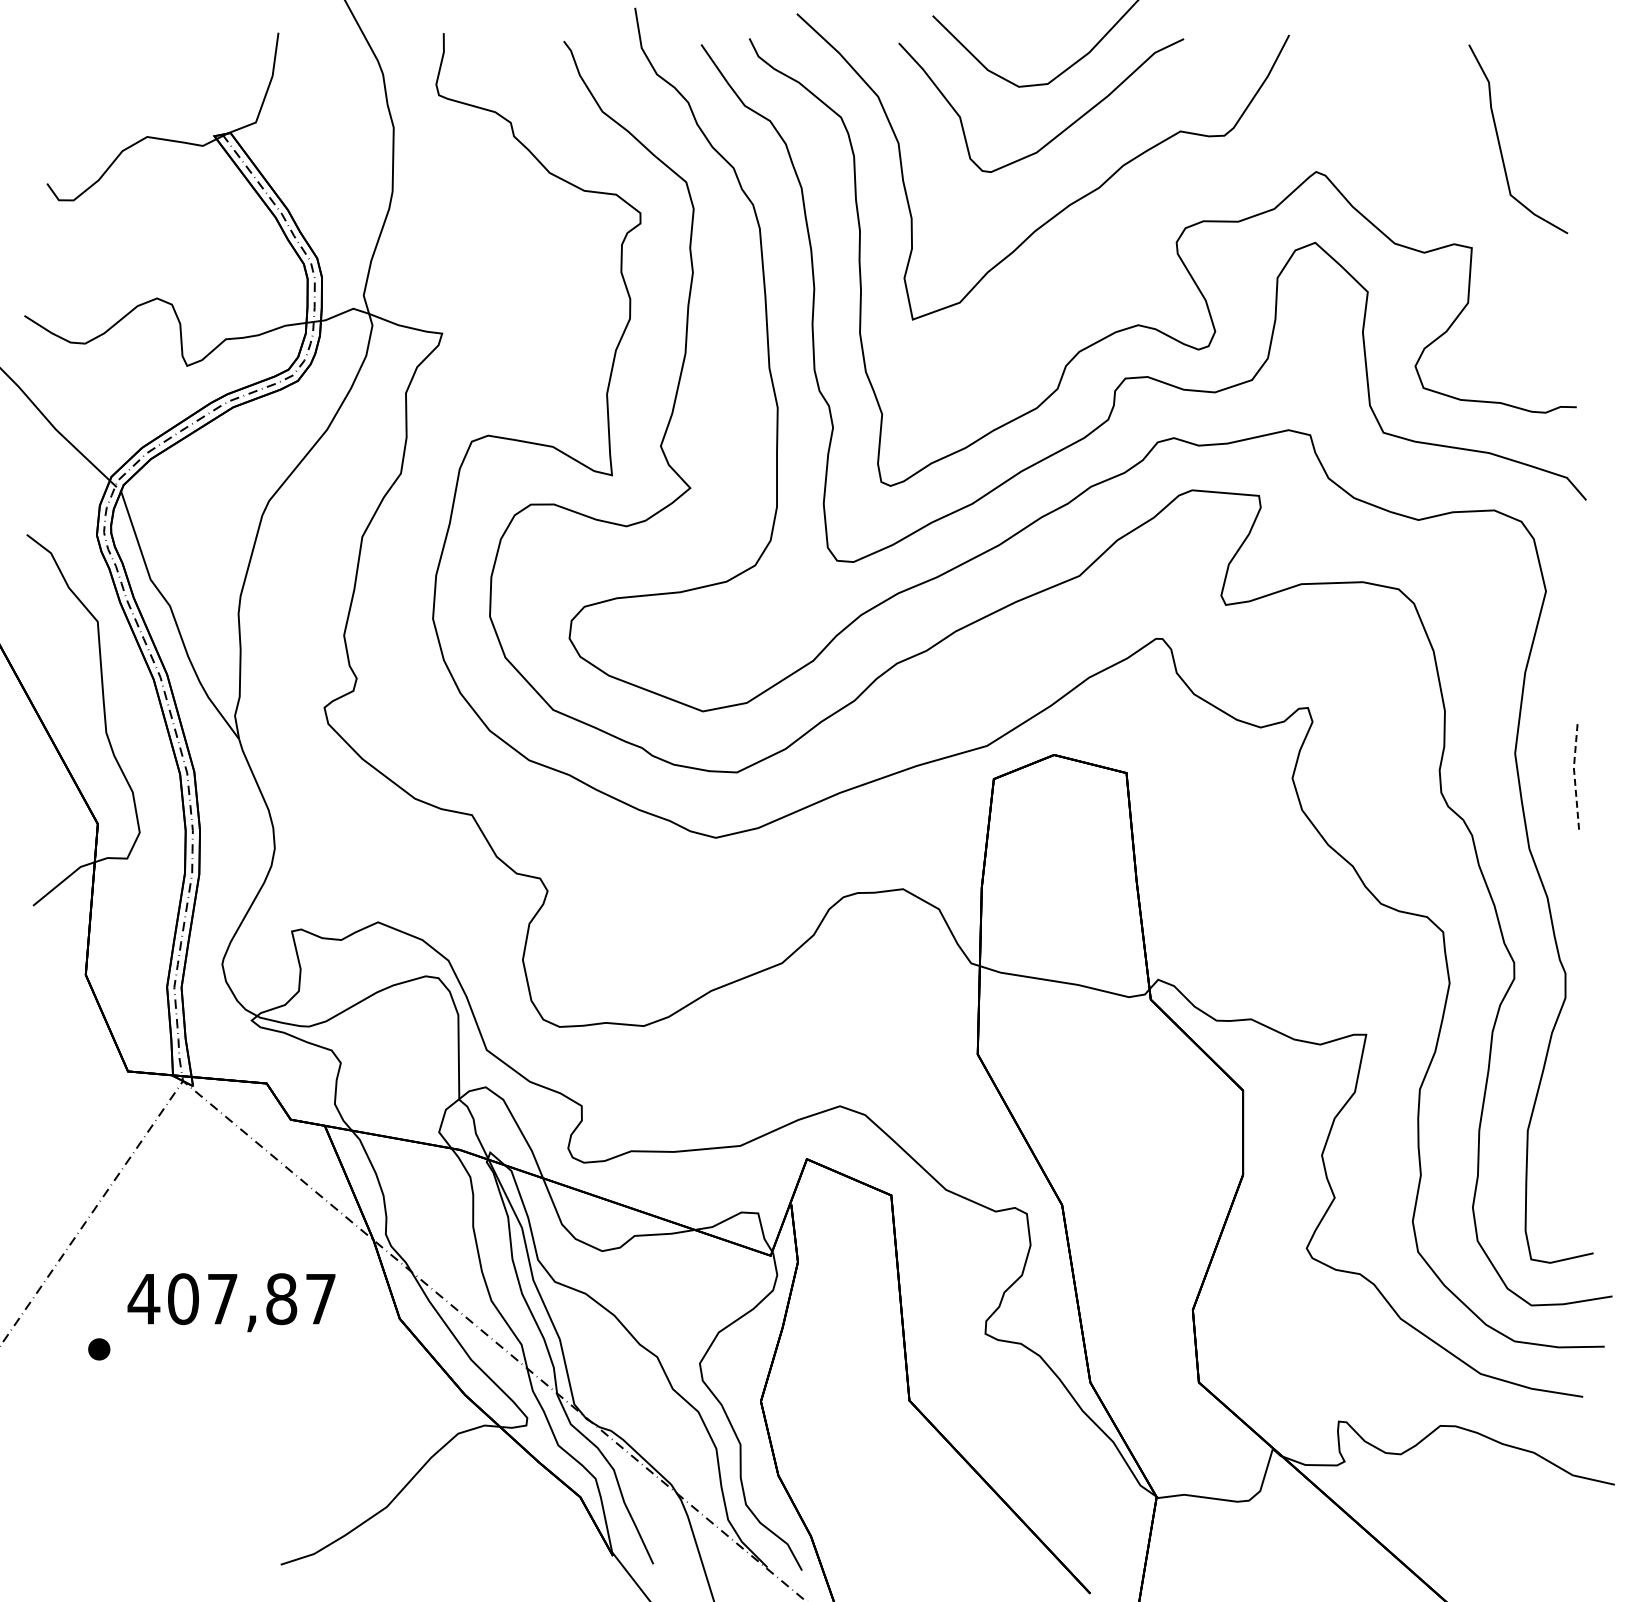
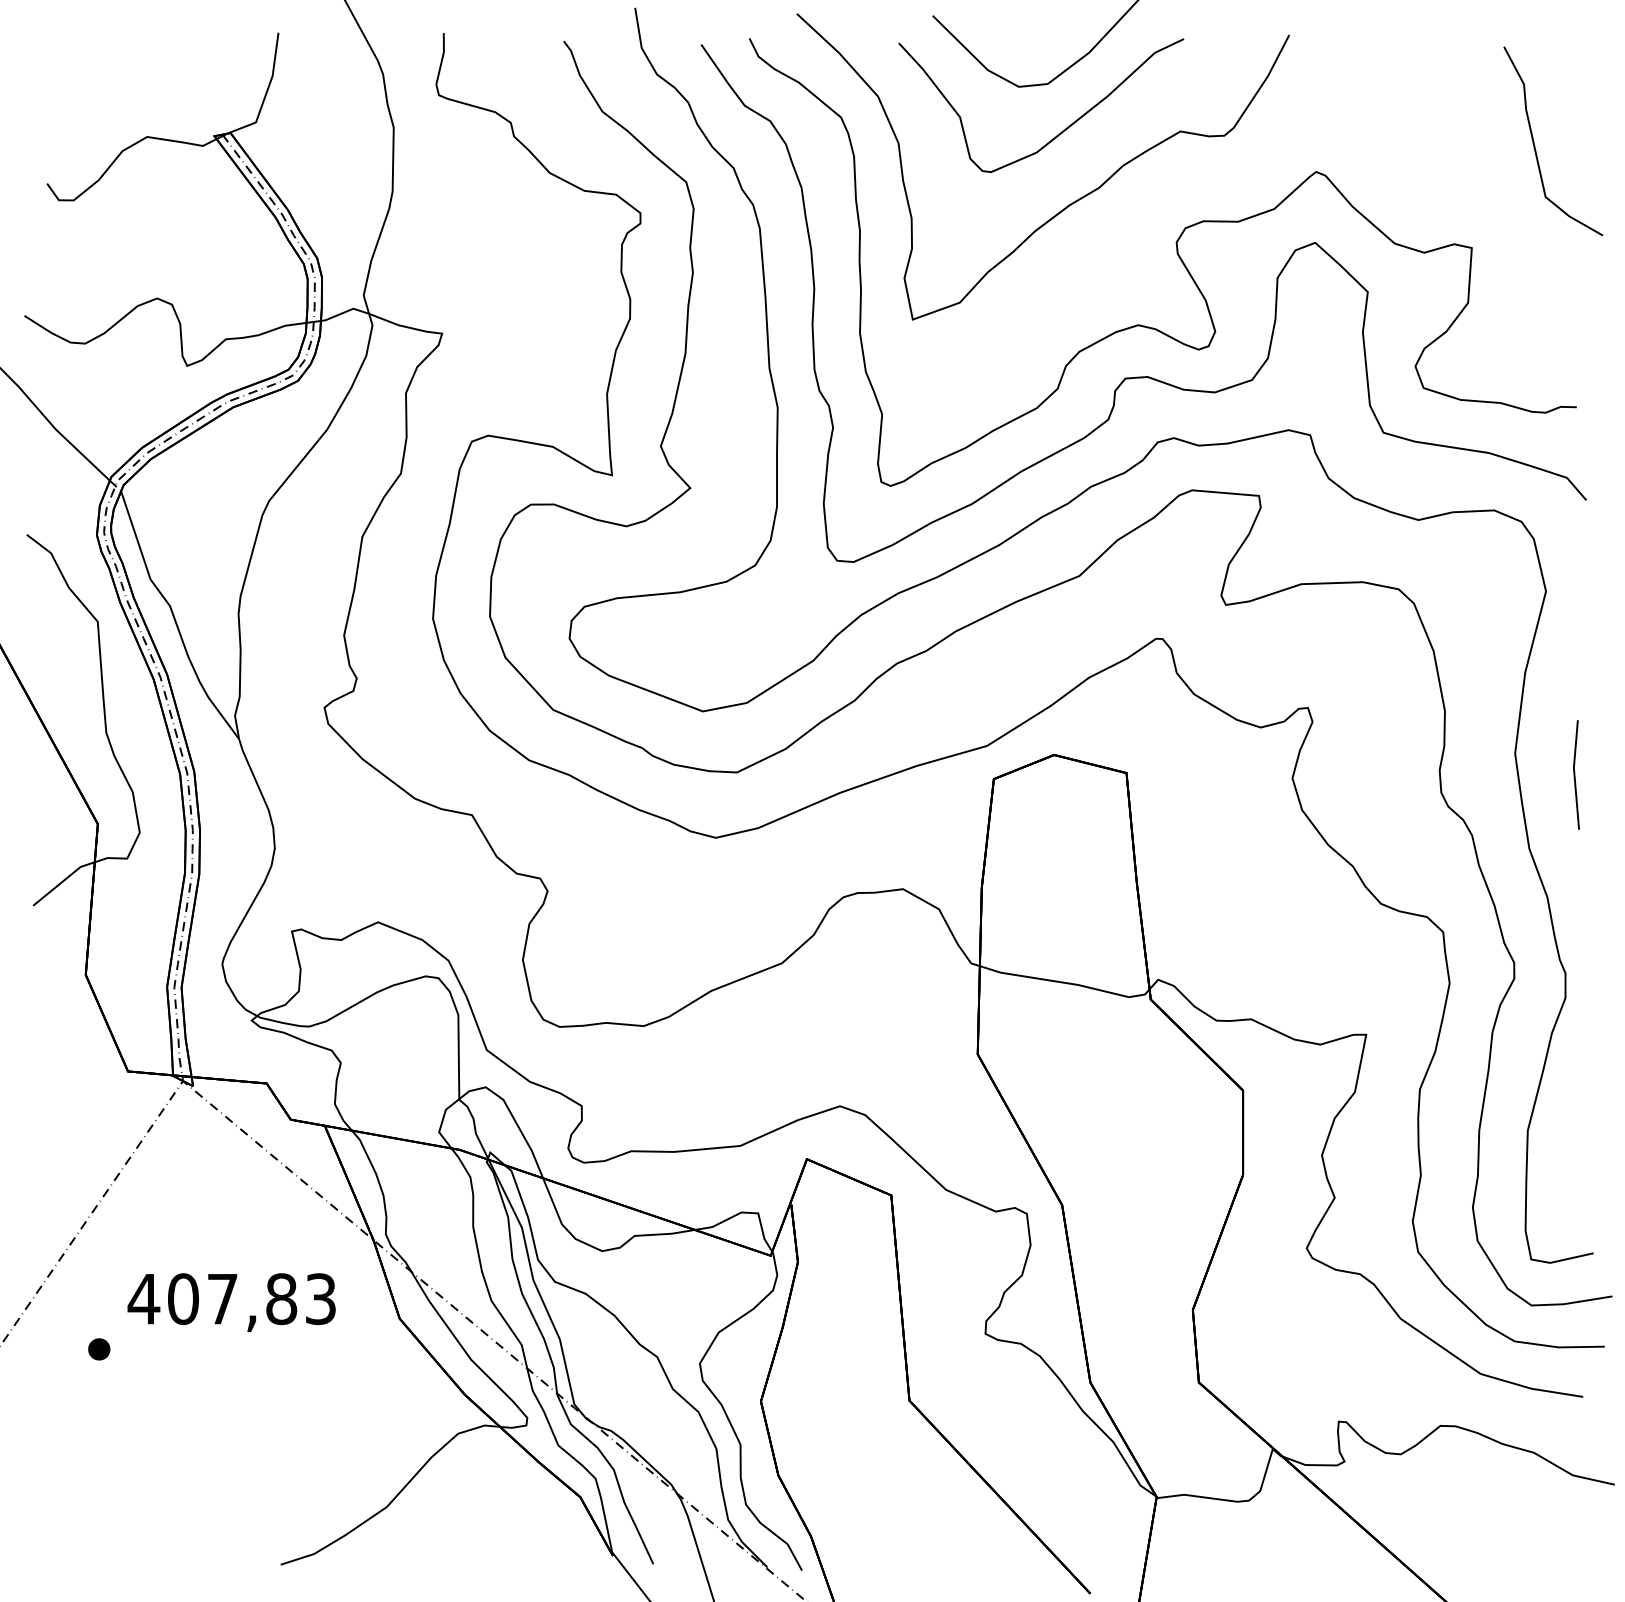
curve position: (1500, 143) -> (1535, 145) (1535, 145)
line: dashed -> solid (1574, 774)
text: 407,87 -> 407,83 (320, 1299)
